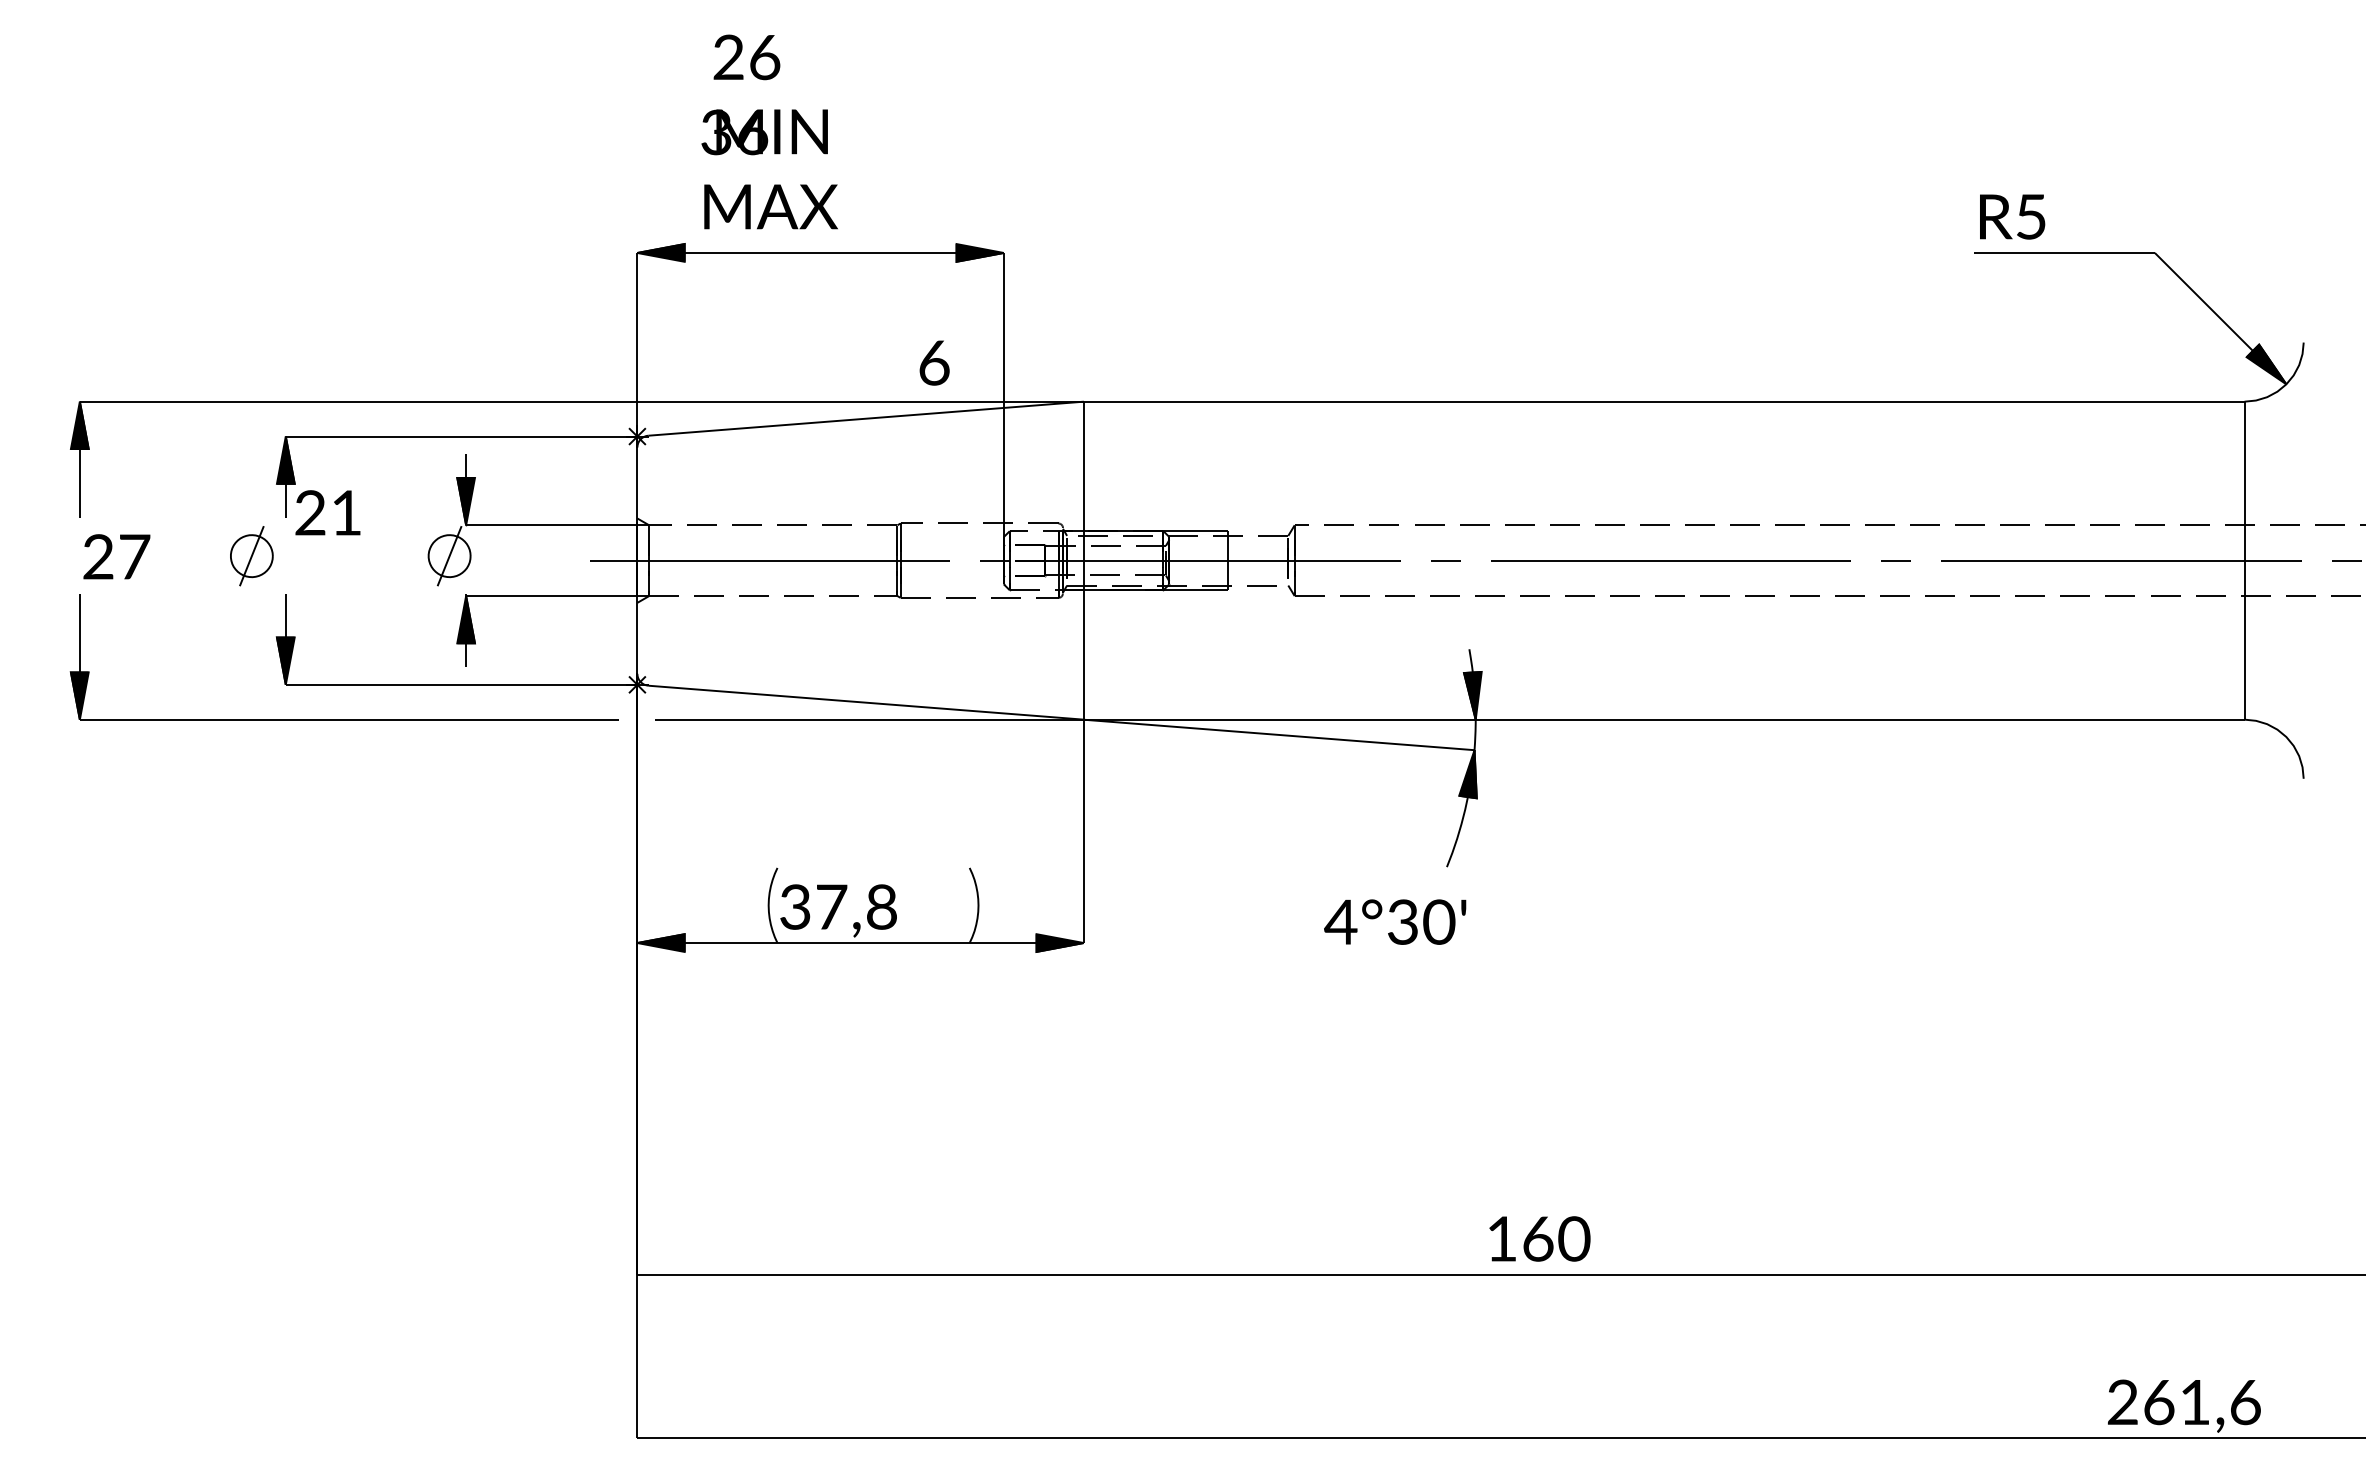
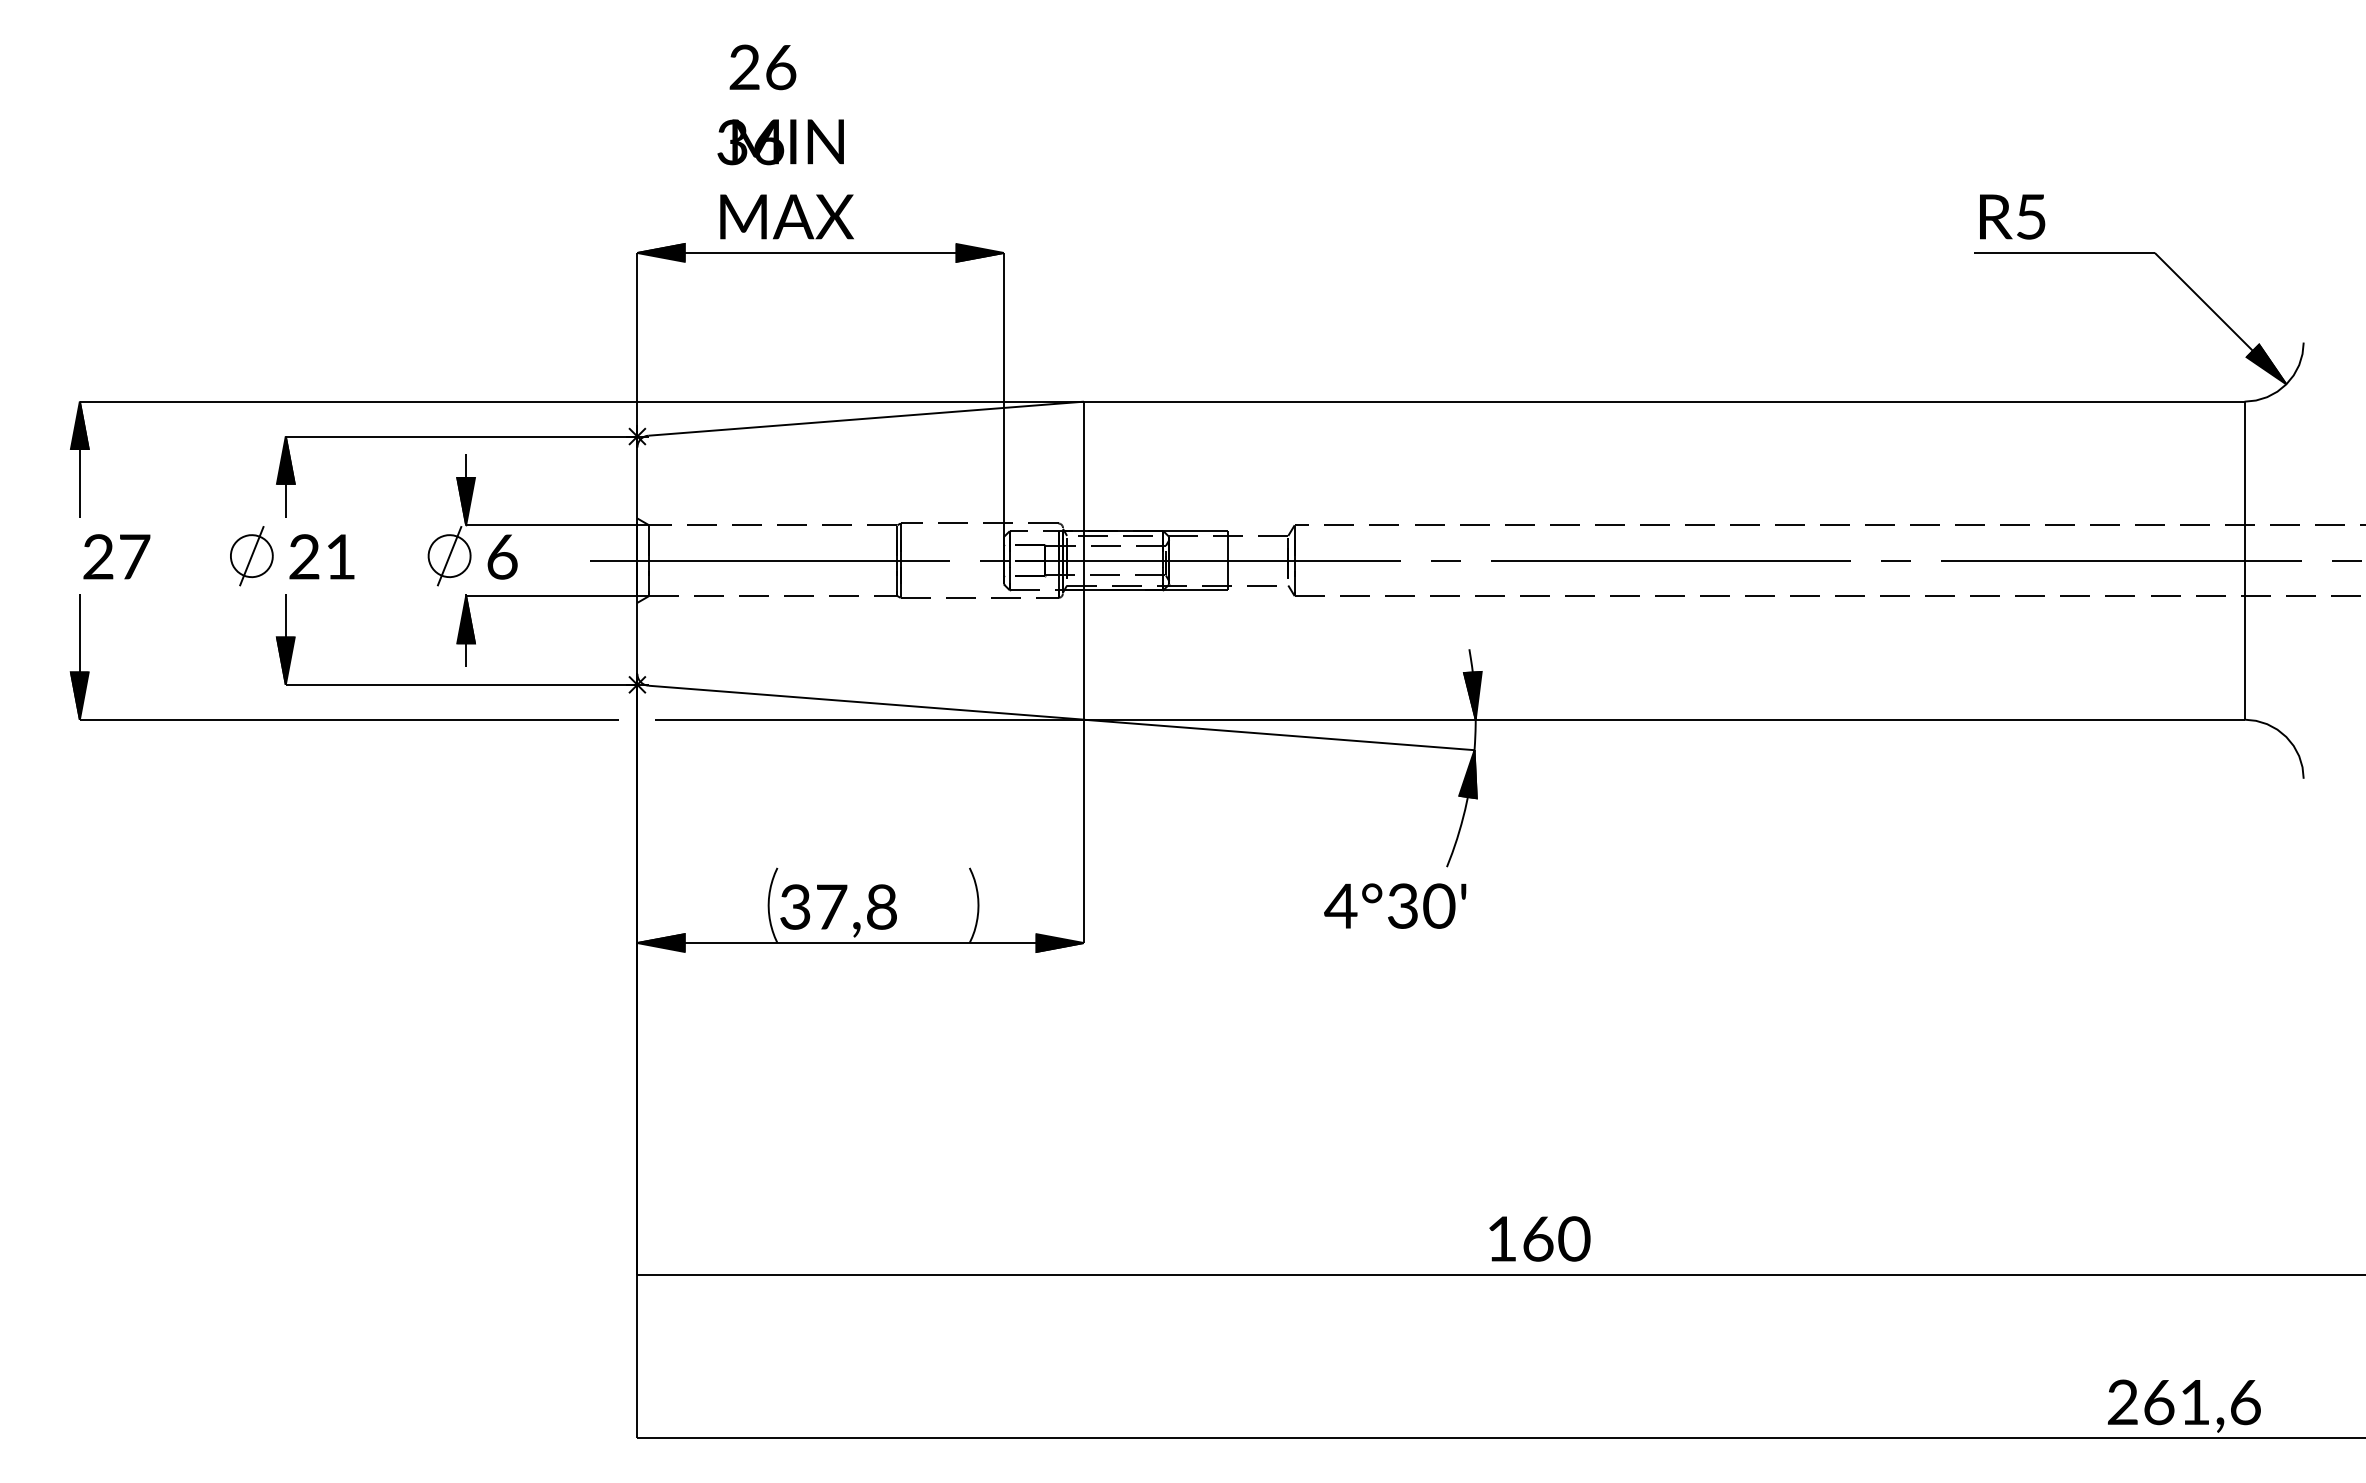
text position: (769, 131) -> (785, 141) (785, 141)
text position: (934, 362) -> (502, 556) (502, 556)
text position: (327, 512) -> (321, 556) (321, 556)
text position: (1395, 921) -> (1395, 905) (1395, 905)
